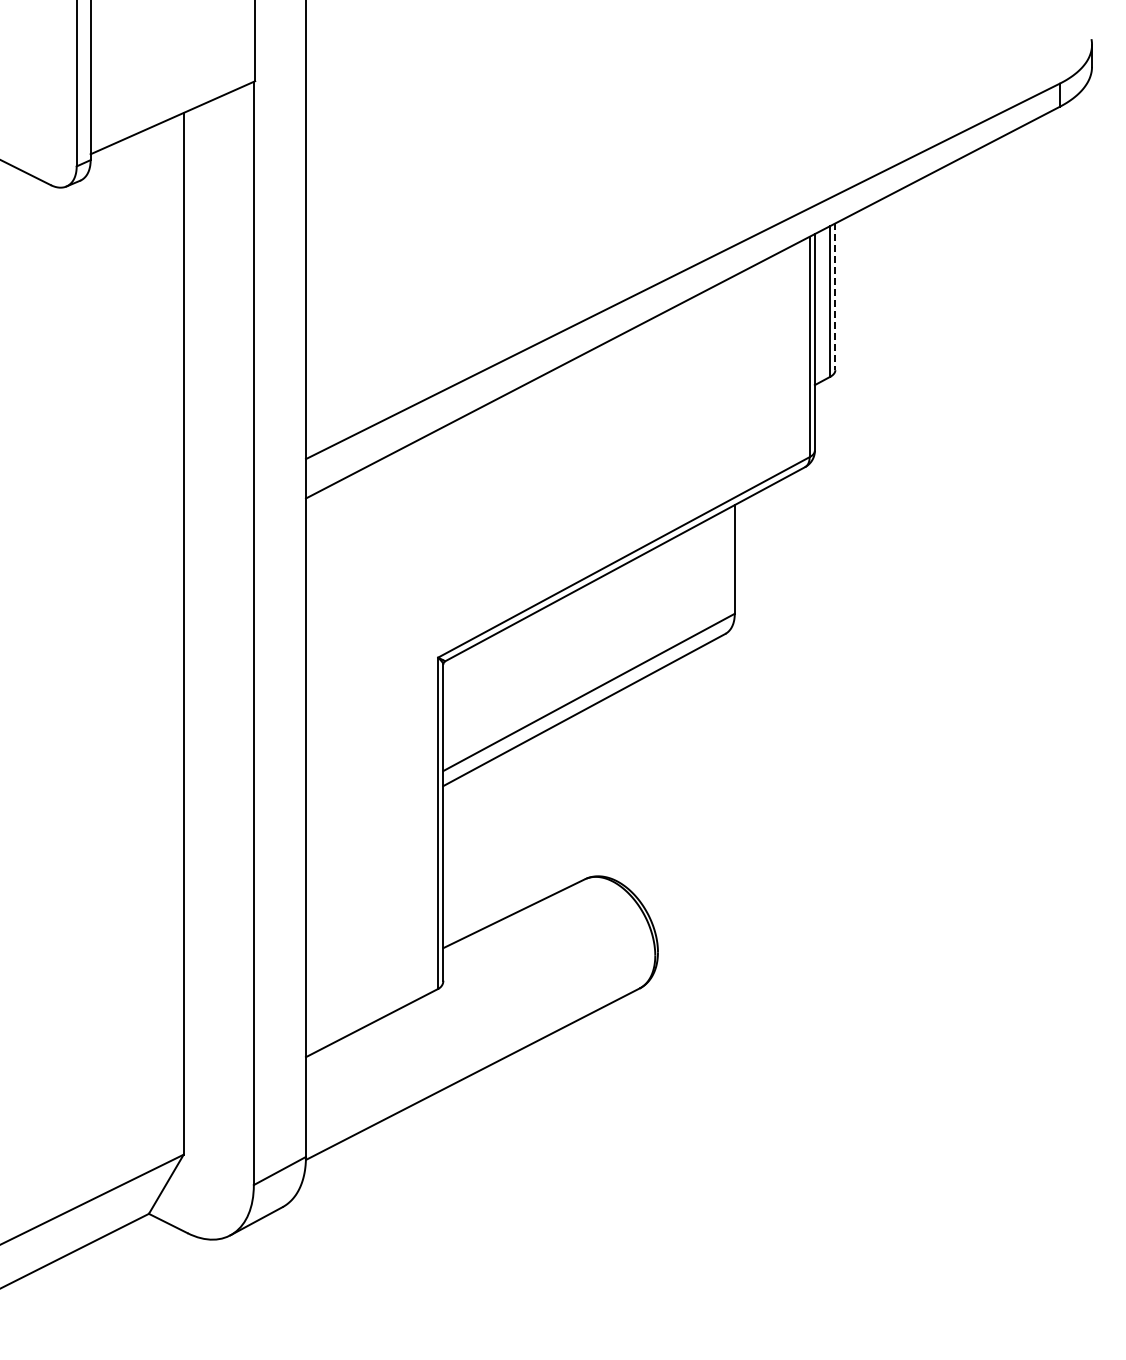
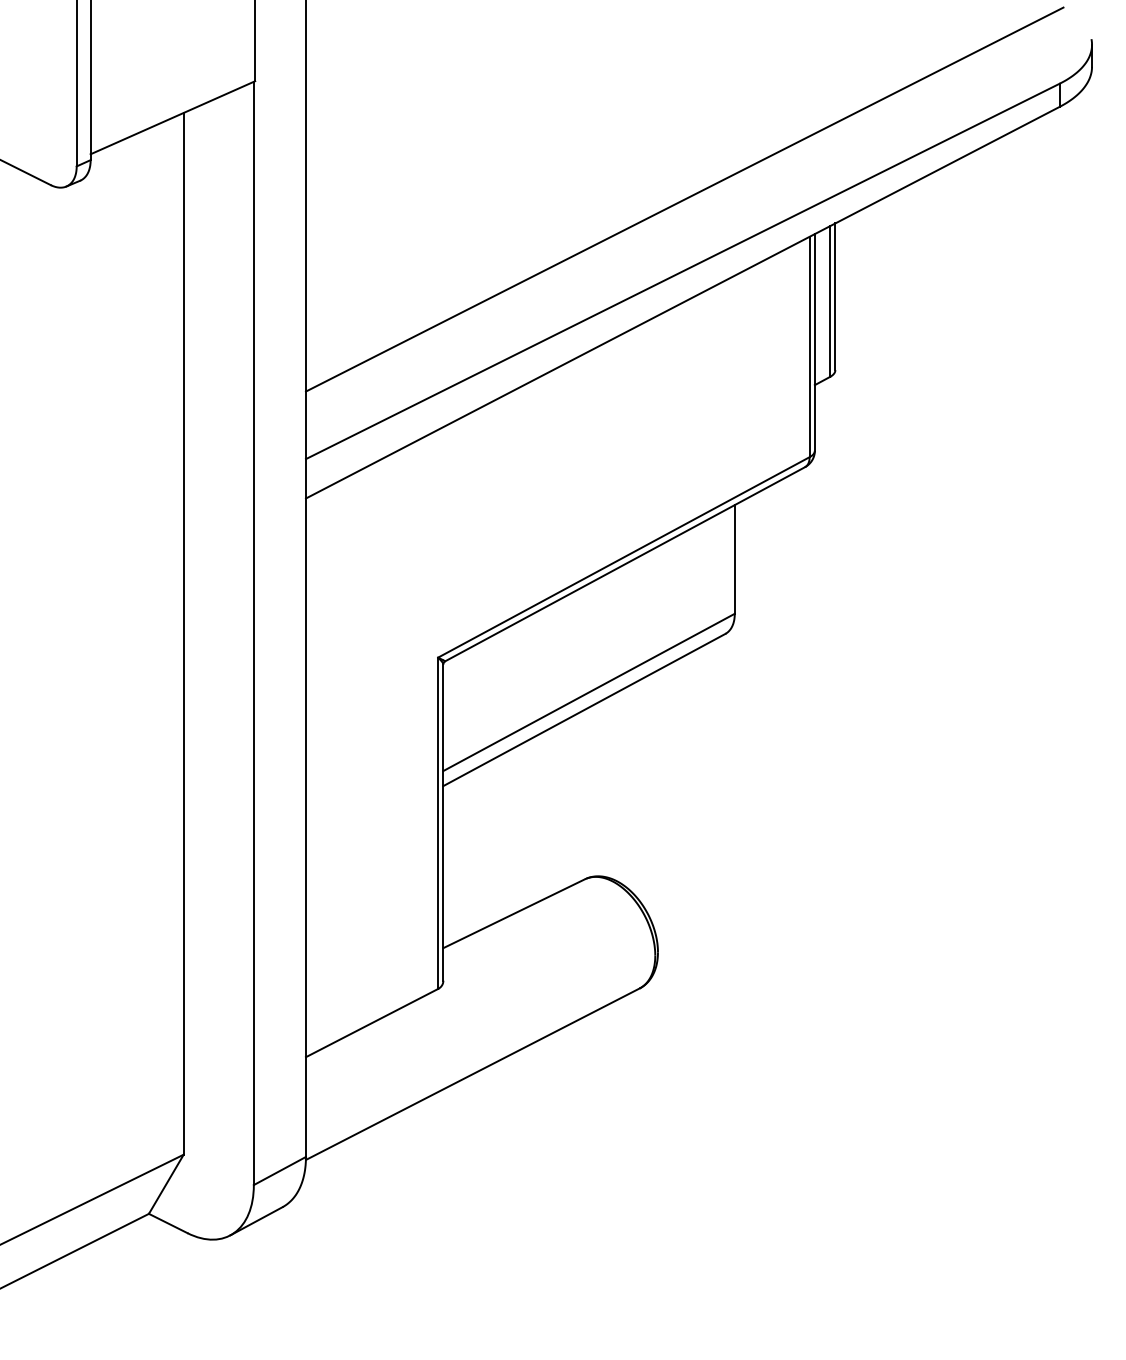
line: none -> present (684, 199)
line: dashed -> solid (835, 297)
